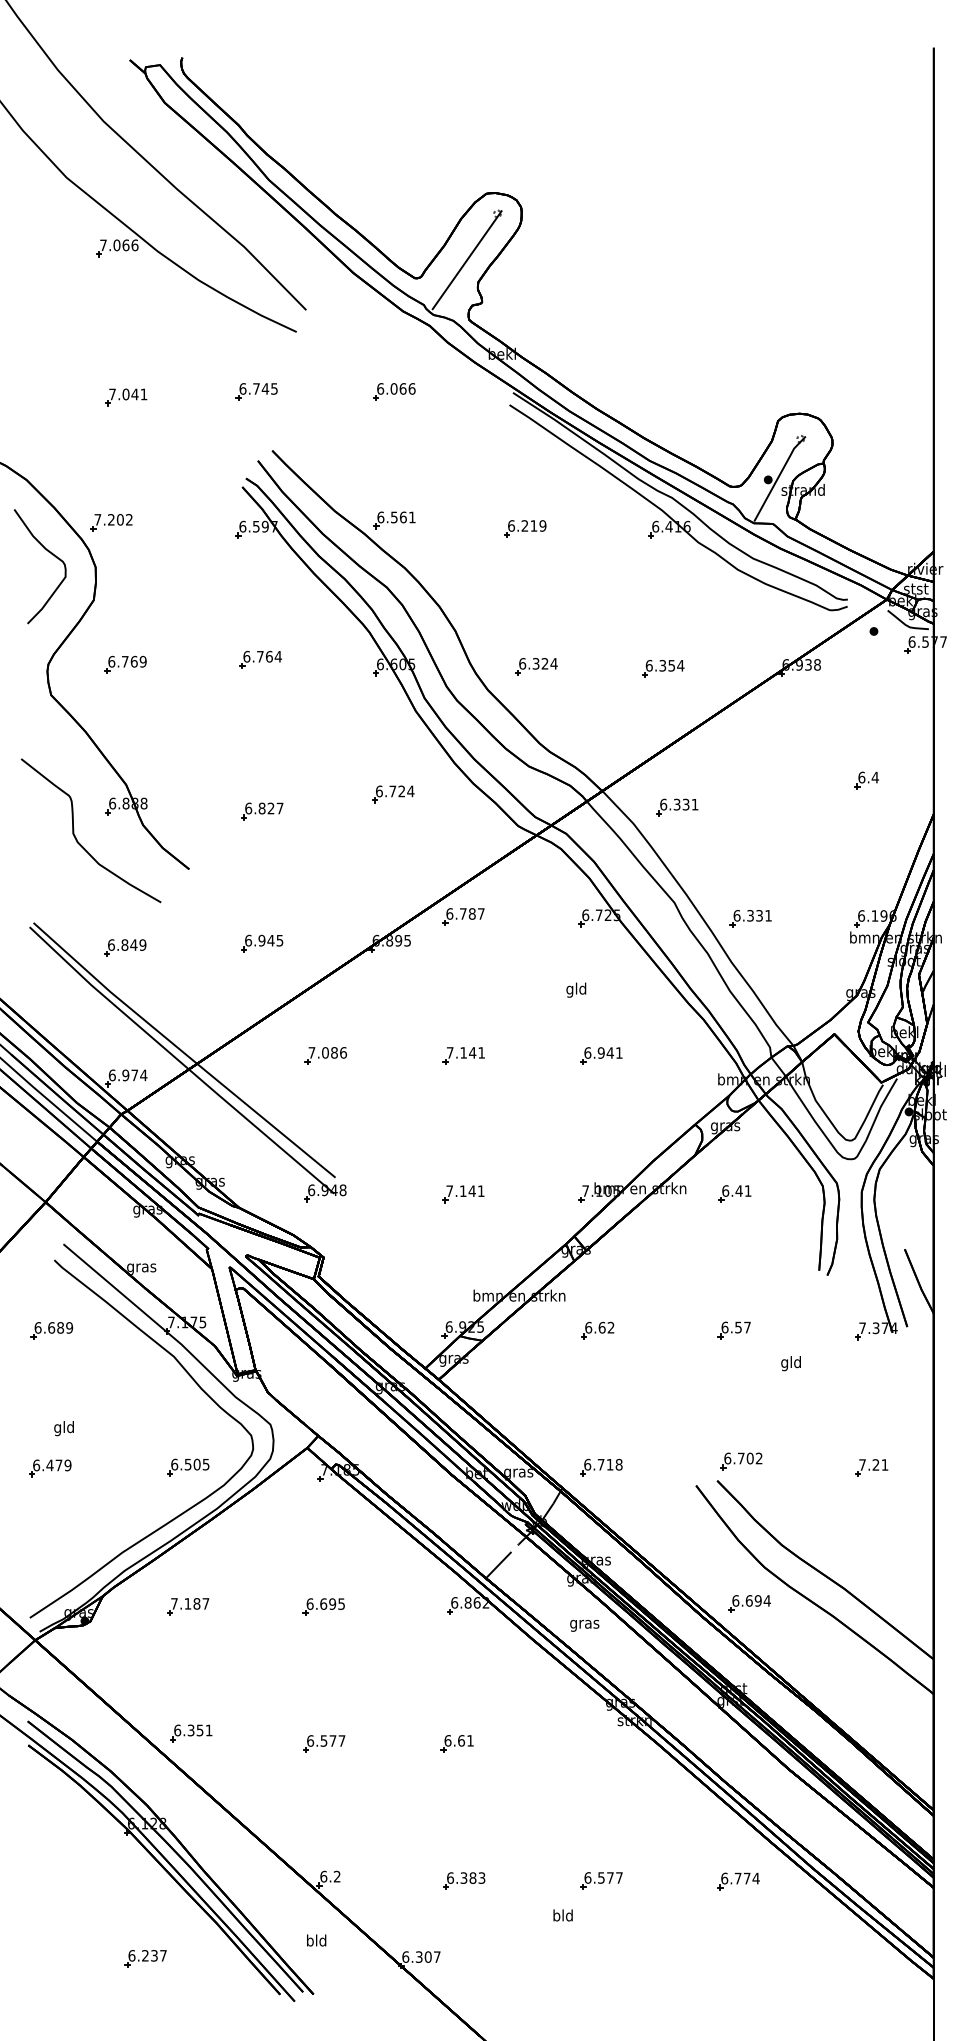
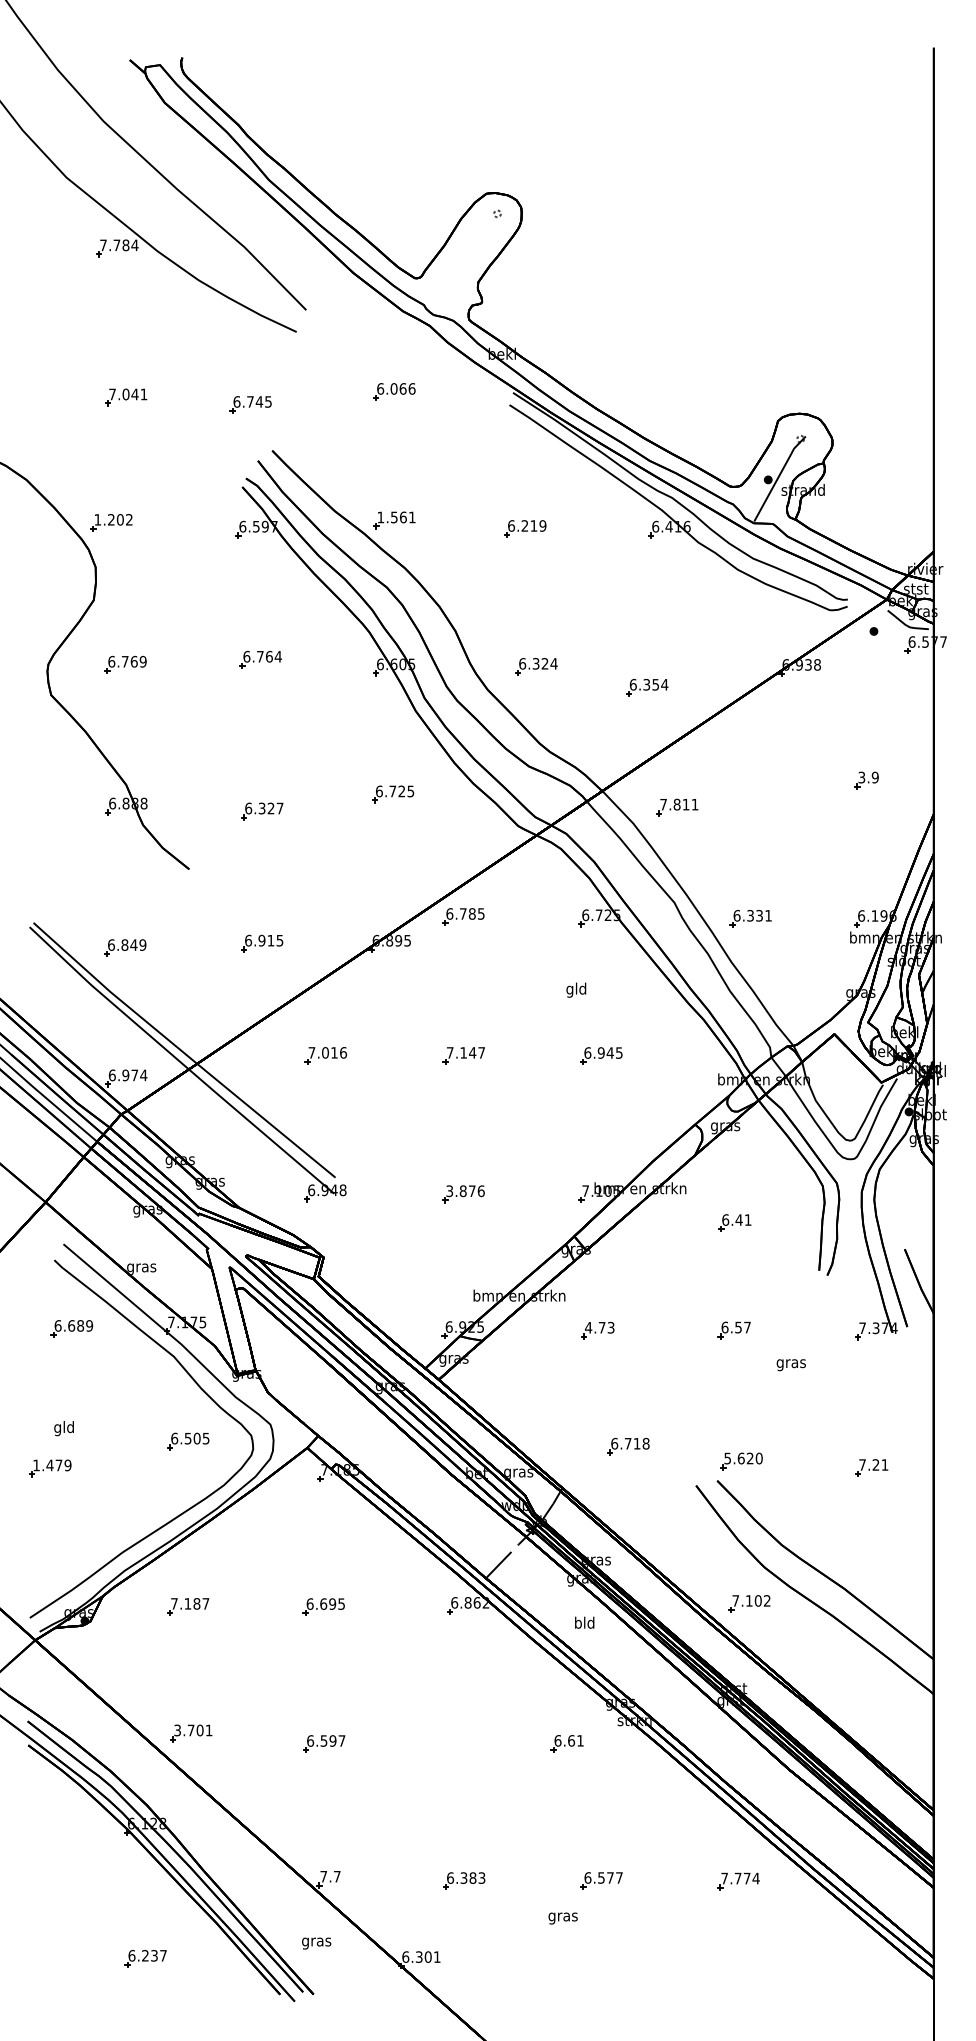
text: 7.066 -> 7.784 (125, 245)
line: present -> none (466, 260)
part position: (256, 391) -> (250, 404) (250, 404)
text: 6.561 -> 1.561 (380, 517)
text: 7.202 -> 1.202 (97, 519)
curve: present -> none (48, 552)
part position: (663, 668) -> (647, 687) (647, 687)
text: 6.4 -> 3.9 (868, 777)
text: 6.724 -> 6.725 (410, 791)
text: 6.331 -> 7.811 (674, 804)
text: 6.827 -> 6.327 (261, 808)
curve: present -> none (76, 837)
text: 6.787 -> 6.785 (481, 913)
text: 6.945 -> 6.915 (270, 940)
text: 7.086 -> 7.016 (334, 1052)
text: 7.141 -> 7.147 (481, 1052)
text: 6.941 -> 6.945 (619, 1052)
text: 7.141 -> 3.876 (465, 1191)
part position: (734, 1193) -> (734, 1222) (734, 1222)
text: 6.62 -> 4.73 (599, 1327)
part position: (51, 1330) -> (71, 1328) (71, 1328)
text: gld -> gras (790, 1363)
text: 6.702 -> 5.620 (743, 1458)
text: 6.479 -> 1.479 (36, 1465)
part position: (188, 1467) -> (188, 1441) (188, 1441)
part position: (601, 1467) -> (628, 1446) (628, 1446)
text: 6.694 -> 7.102 (751, 1600)
text: gras -> bld (584, 1623)
text: 6.351 -> 3.701 (188, 1730)
text: 6.577 -> 6.597 (332, 1740)
part position: (456, 1743) -> (566, 1743) (566, 1743)
text: 6.2 -> 7.7 (330, 1876)
text: 6.774 -> 7.774 (724, 1878)
text: bld -> gras (562, 1916)
text: bld -> gras (316, 1941)
text: 6.307 -> 6.301 (437, 1956)
